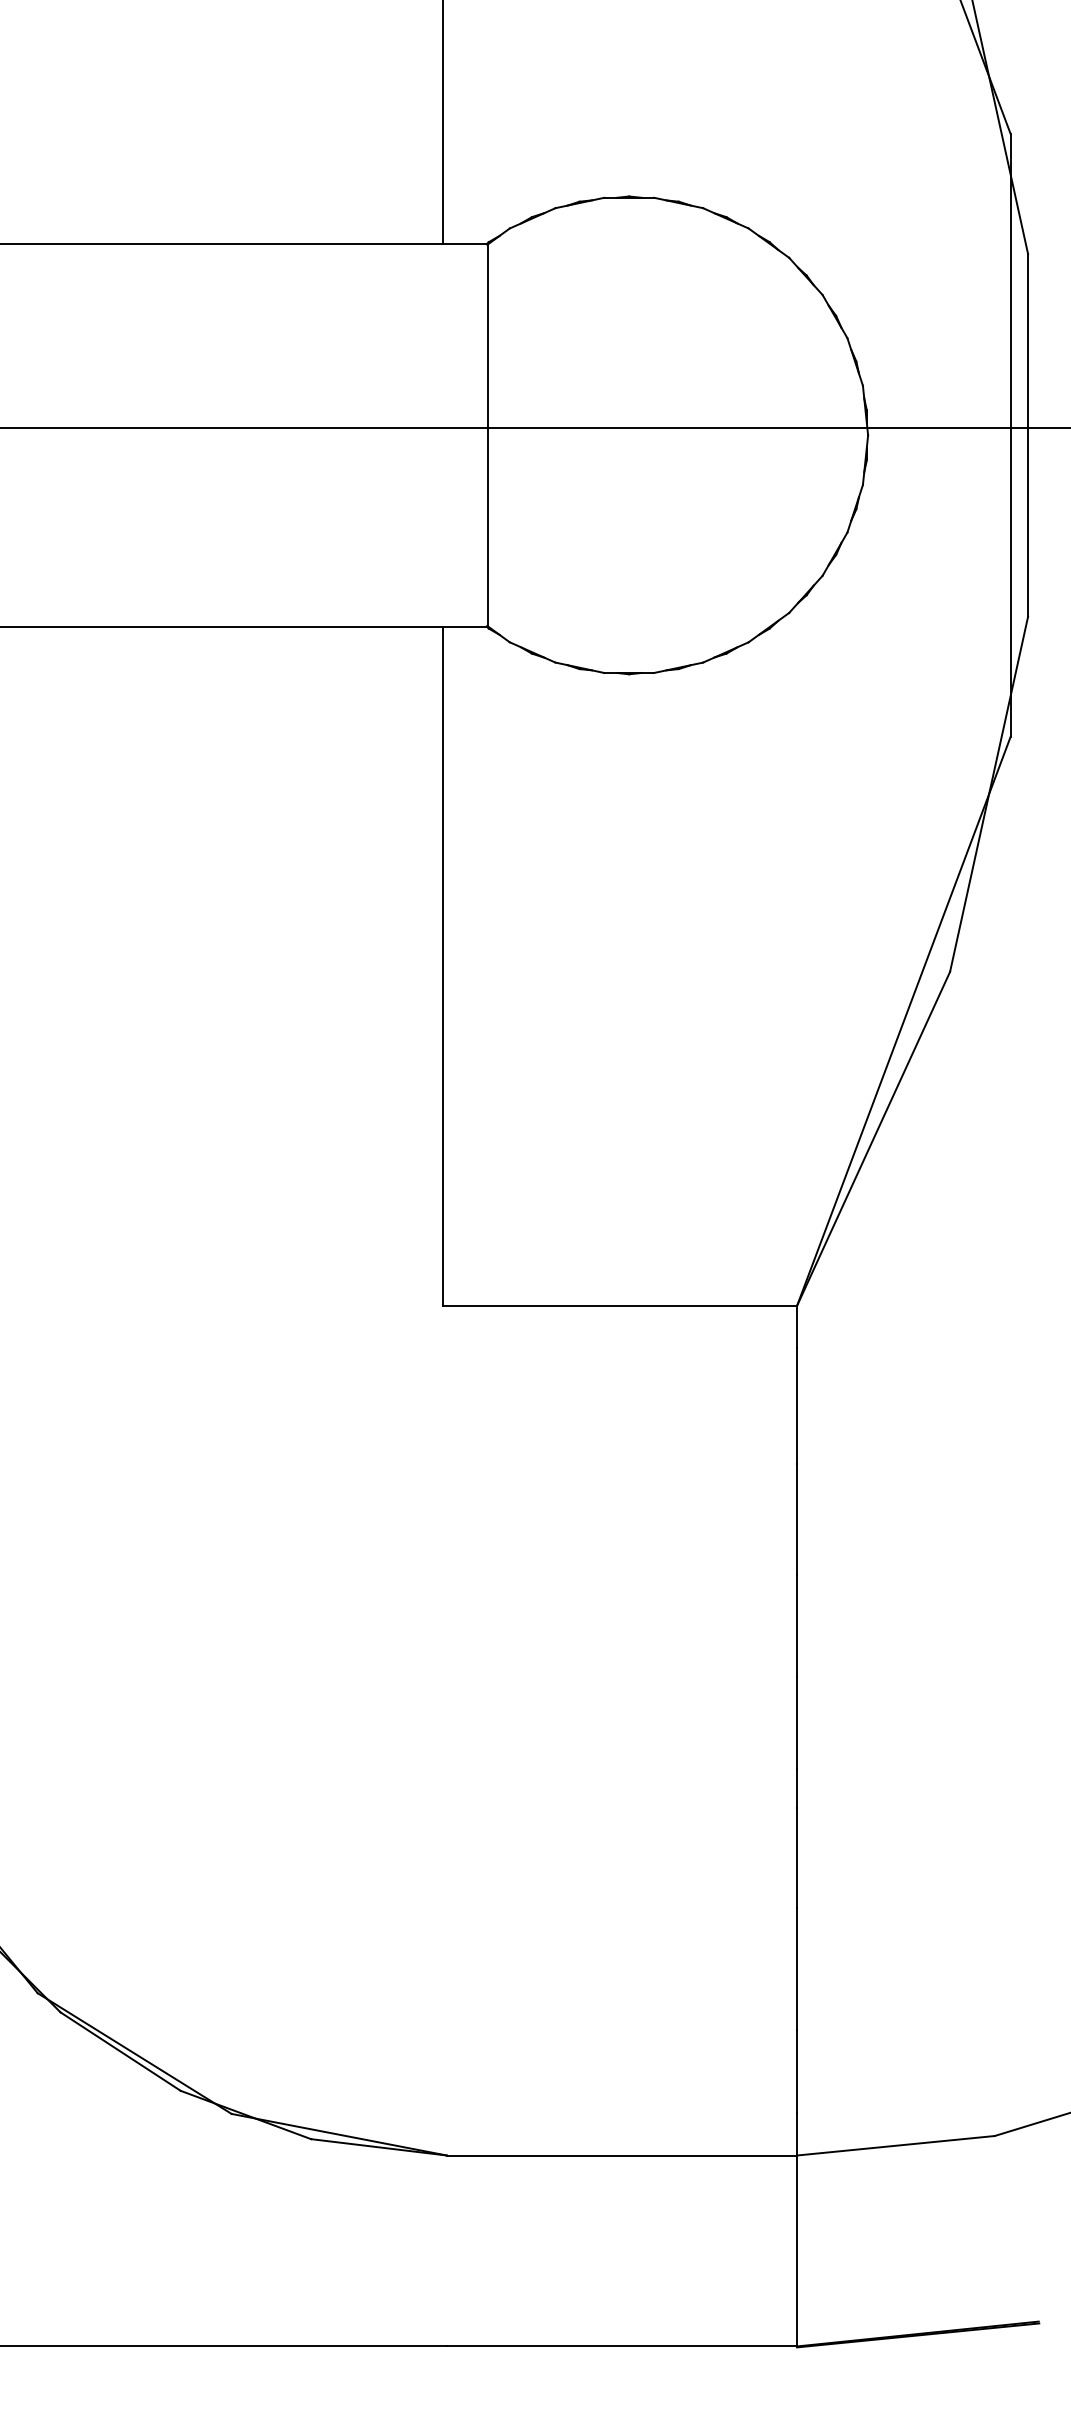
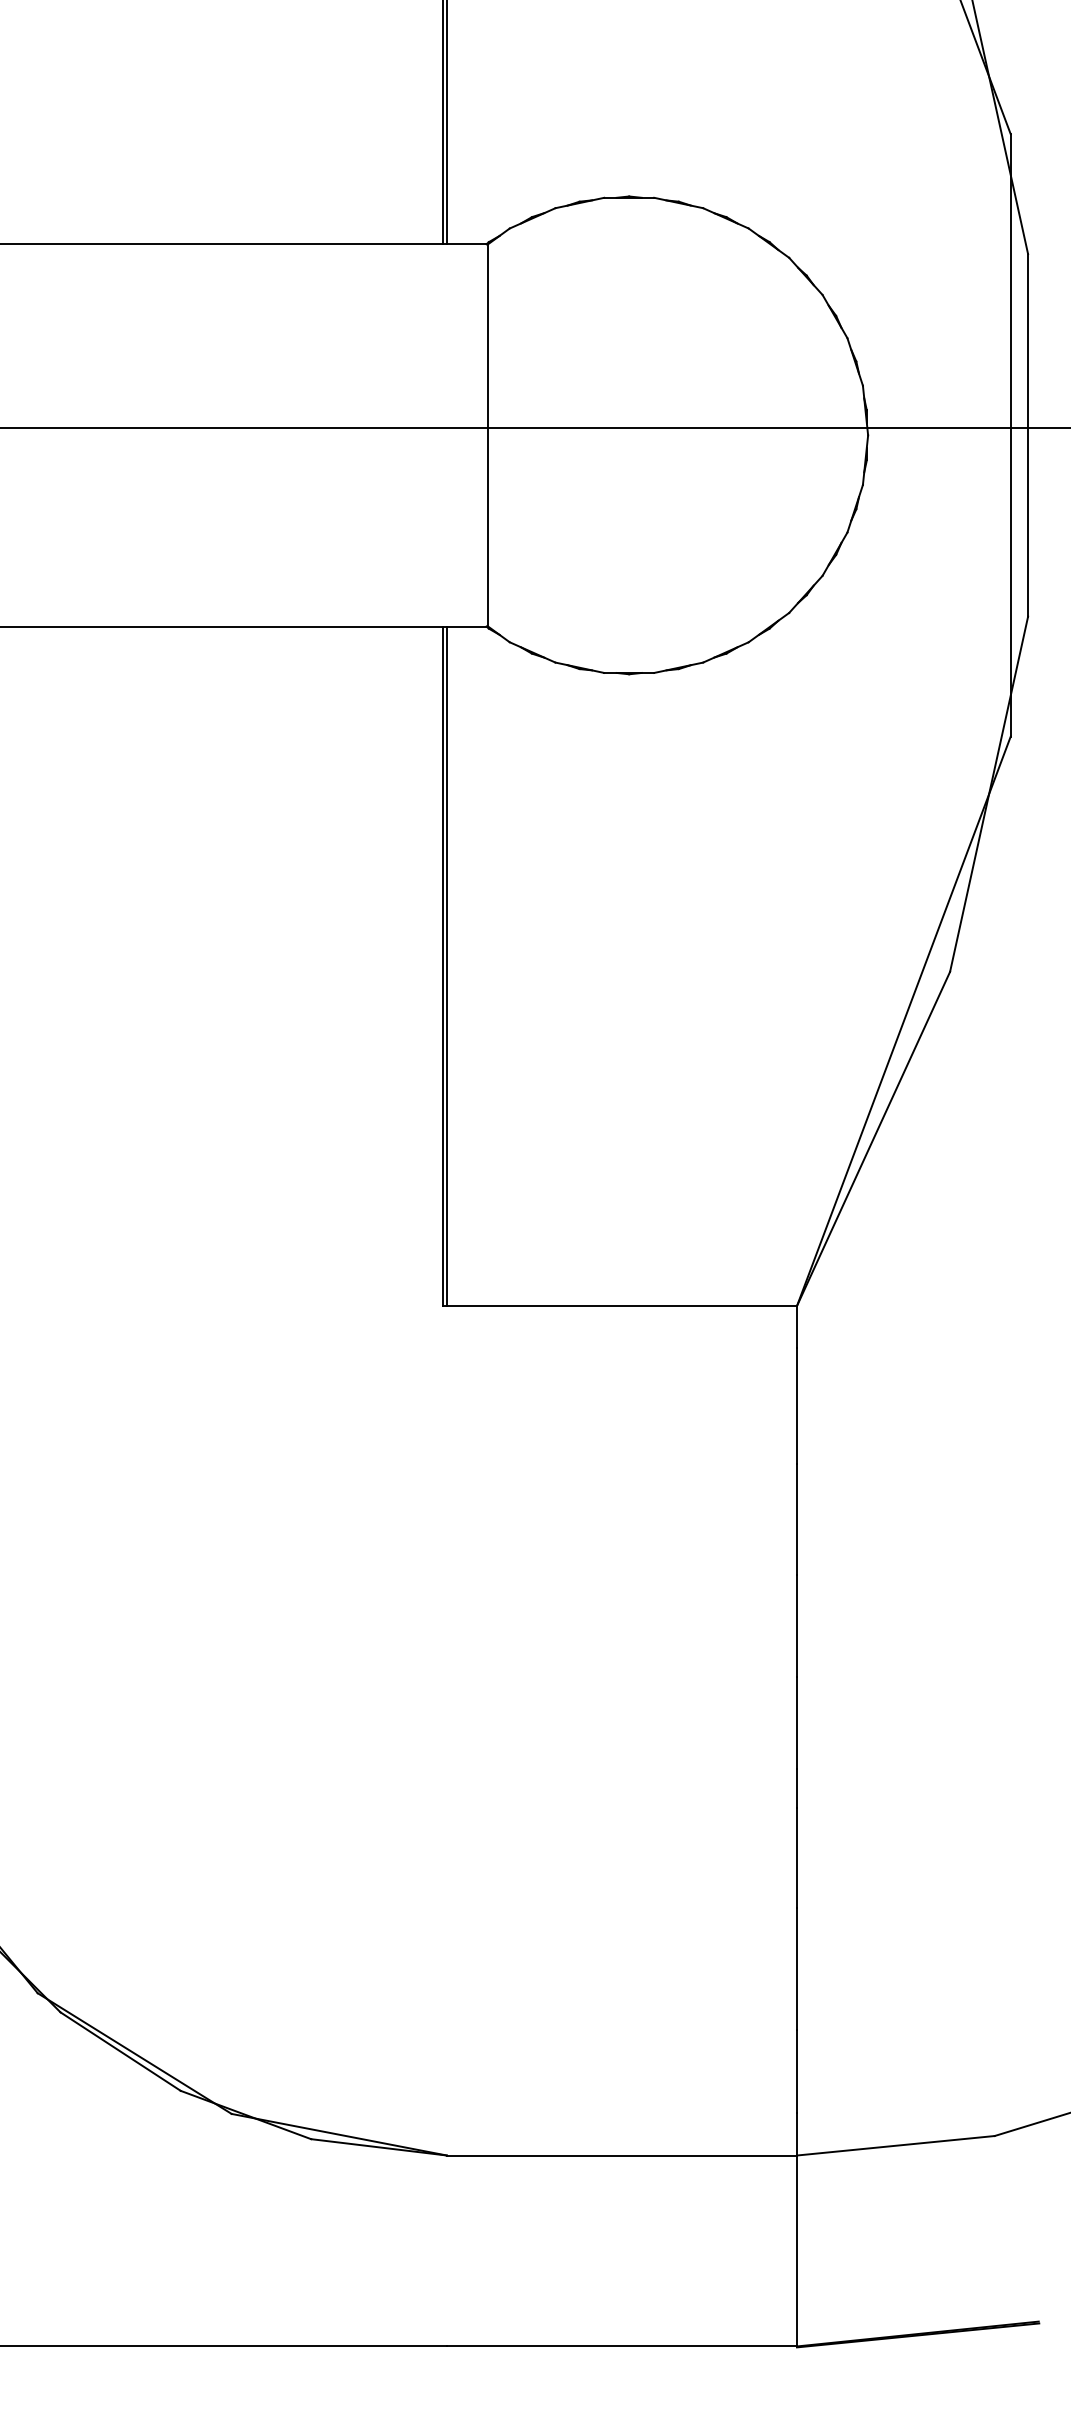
line: none -> present (446, 123)
line: none -> present (446, 965)
